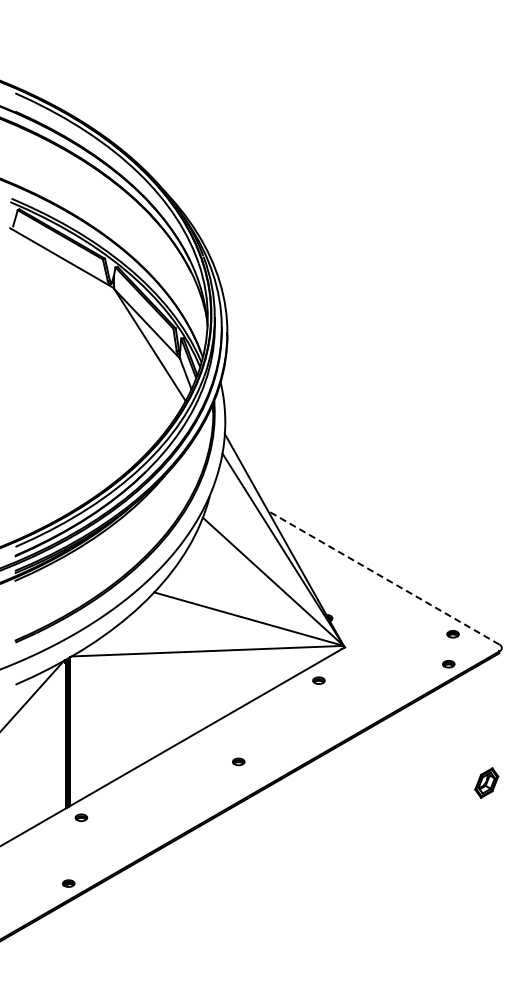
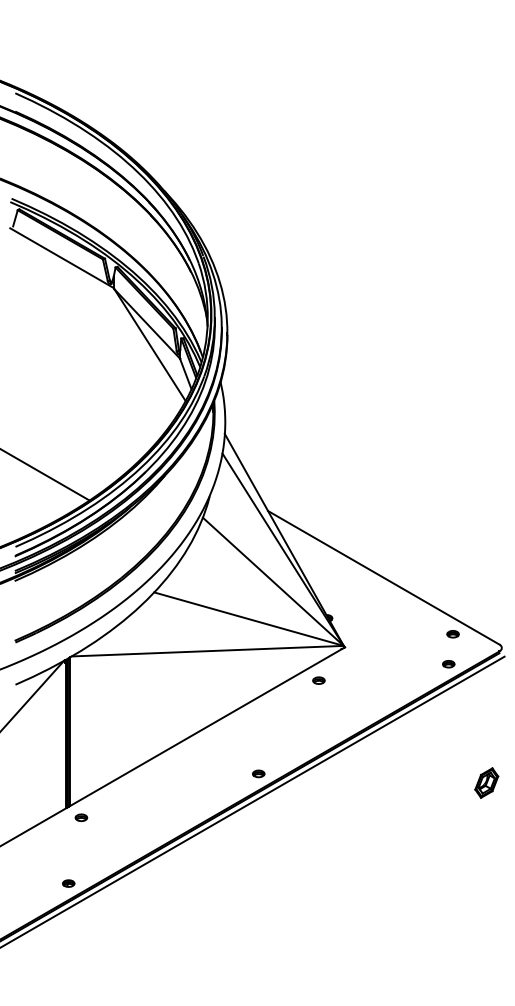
line: none -> present (45, 475)
line: dashed -> solid (383, 577)
part position: (238, 761) -> (258, 773) (258, 773)
line: none -> present (253, 801)
